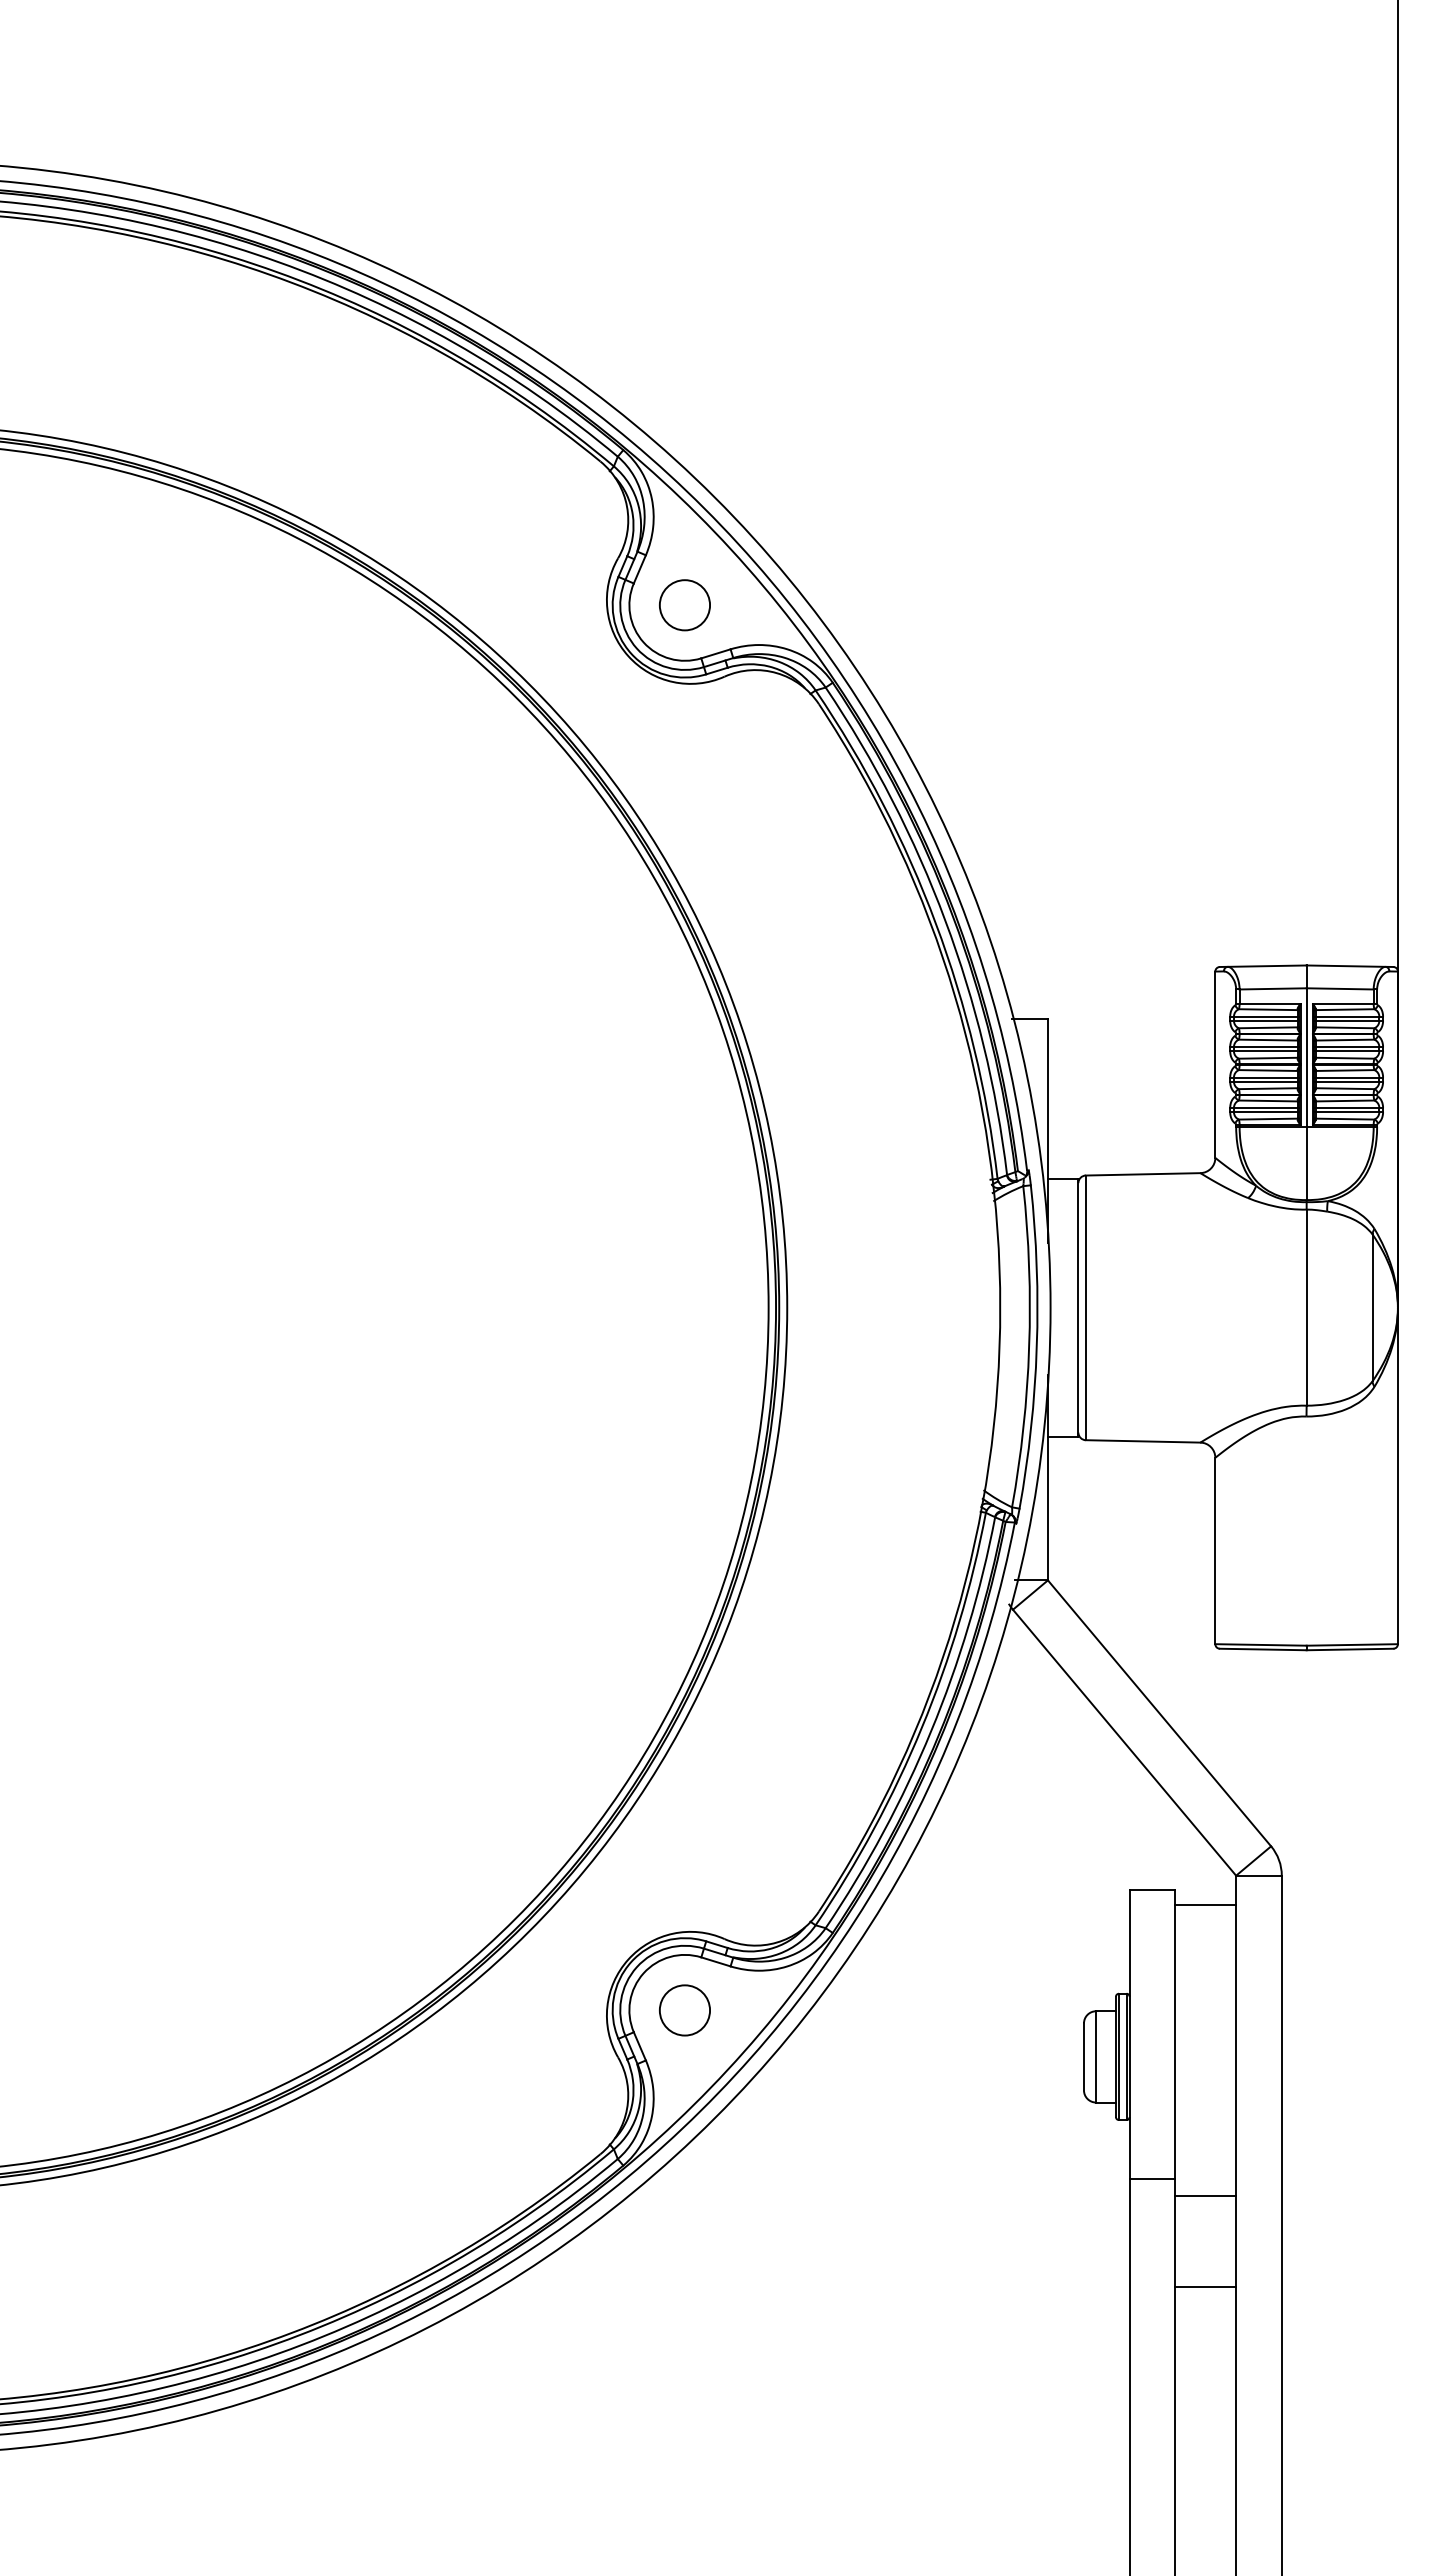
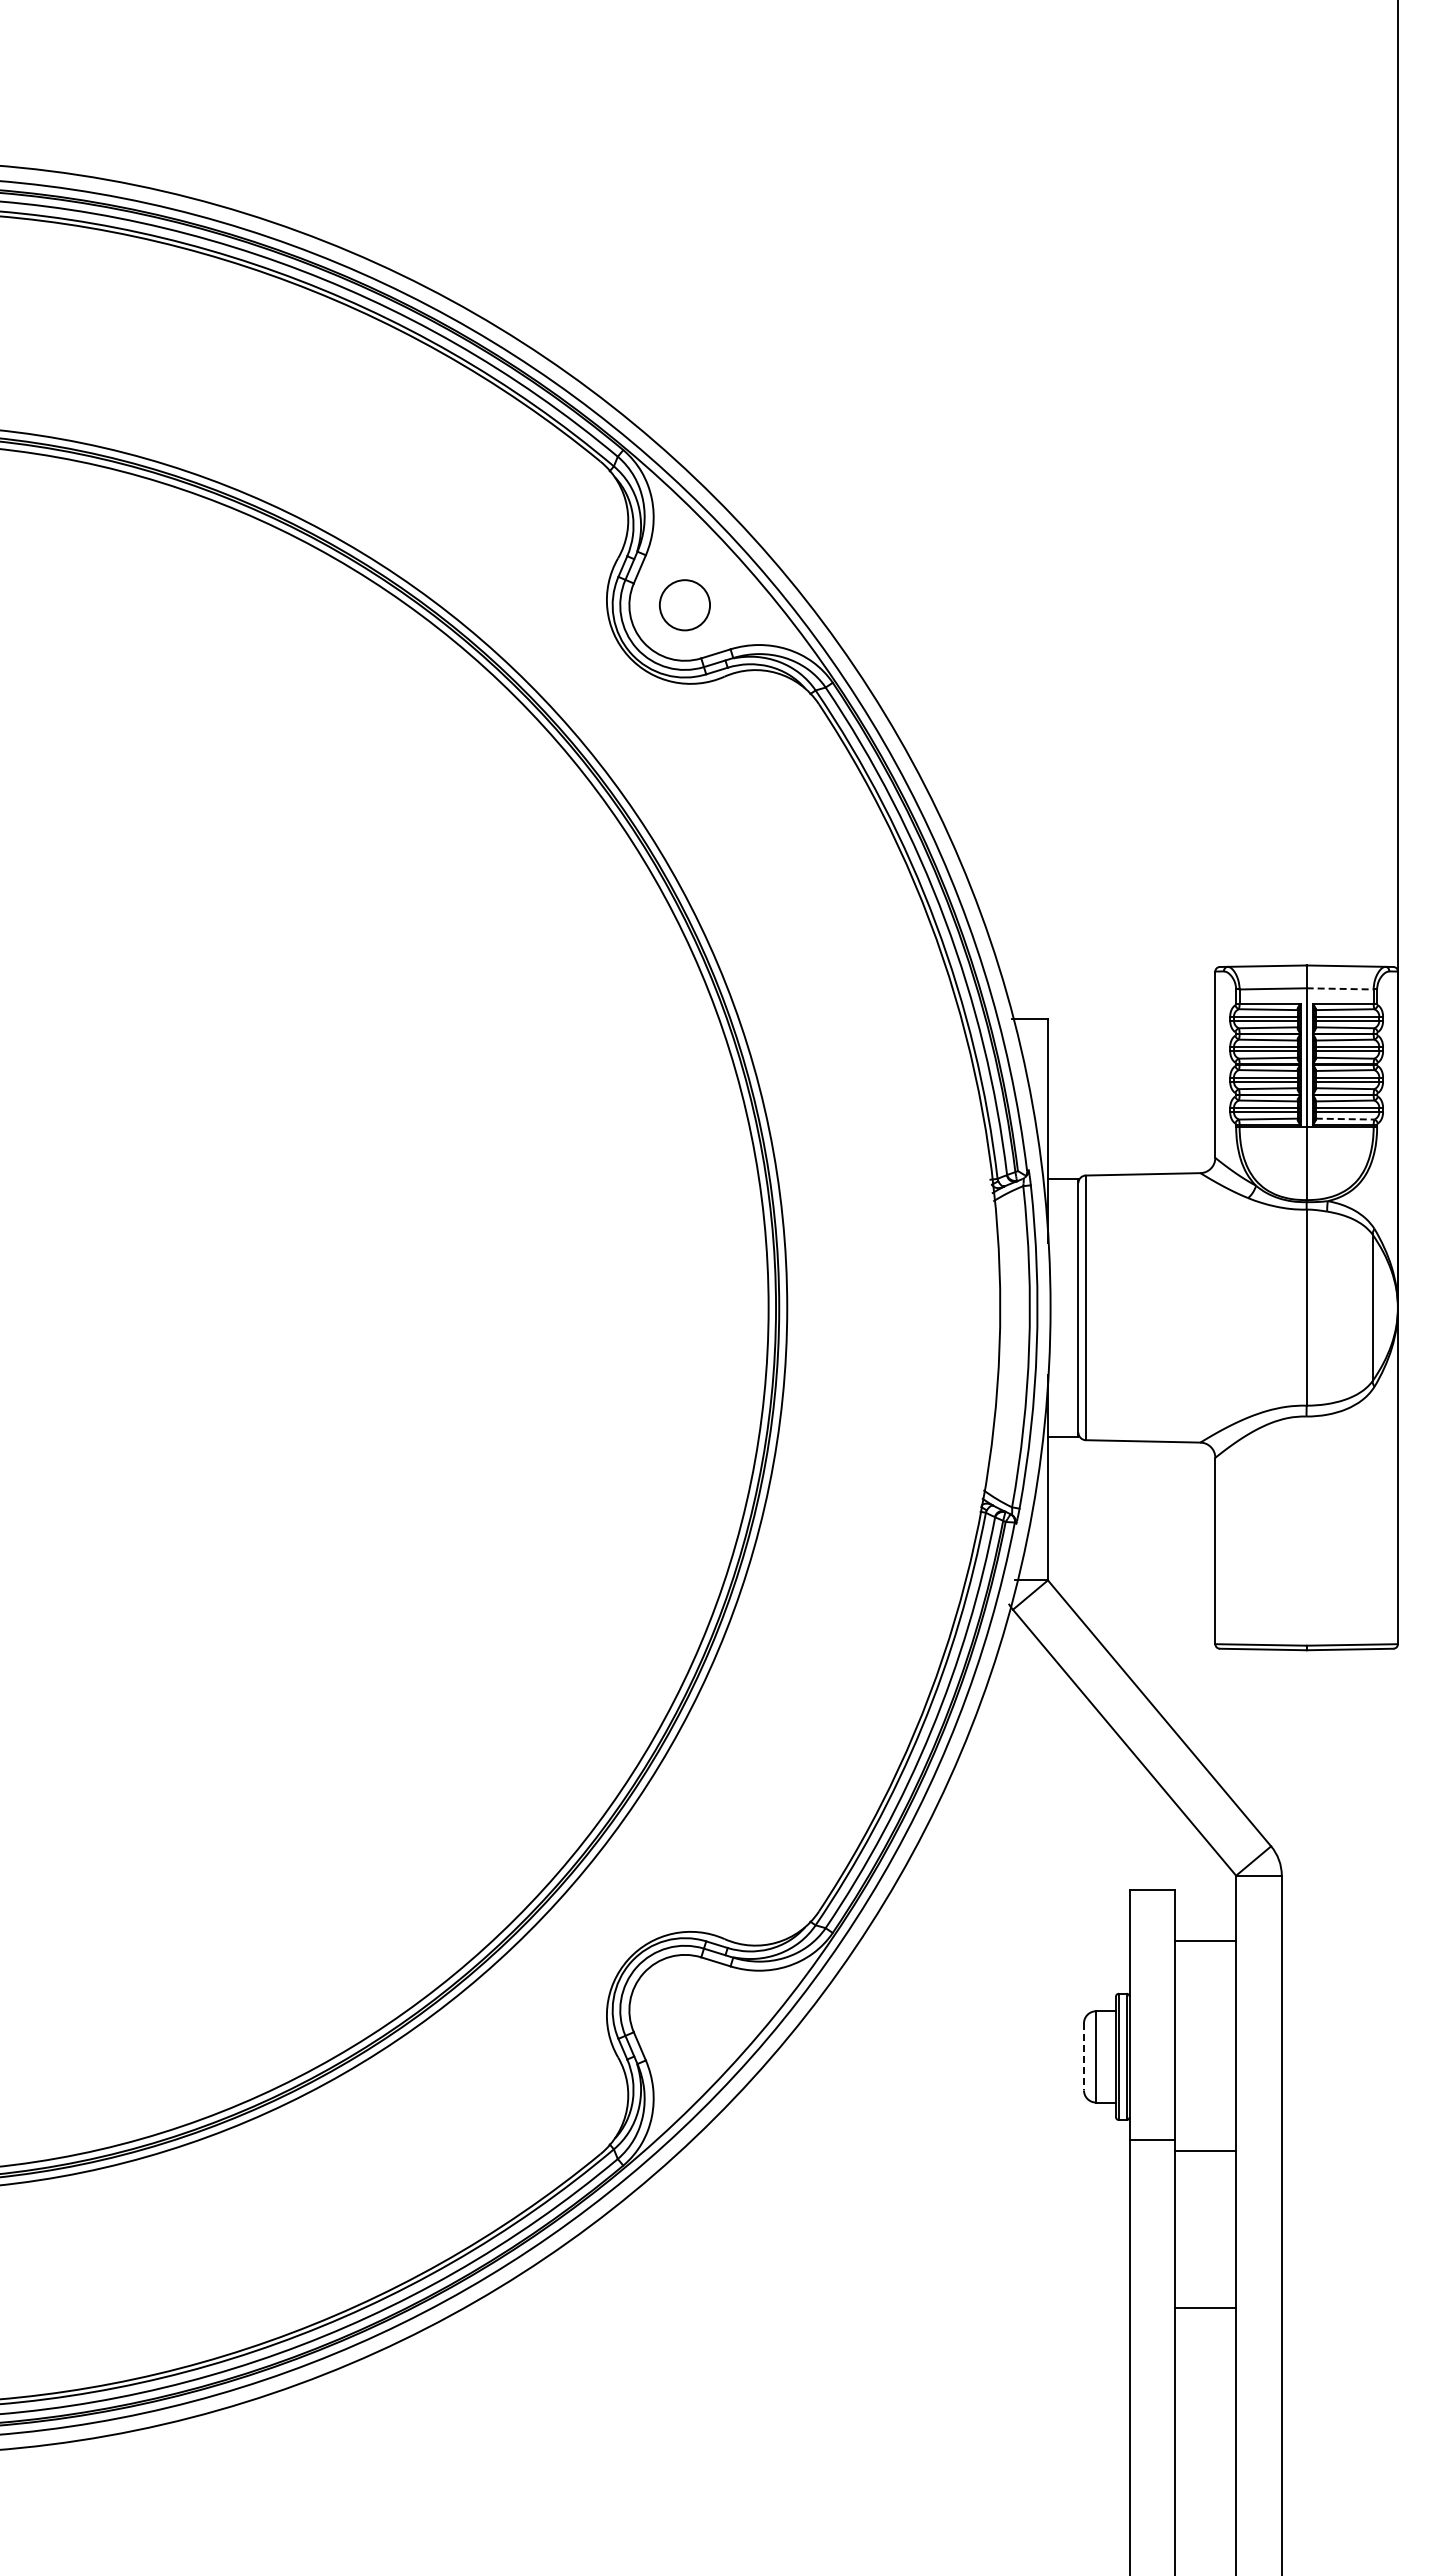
line: solid -> dashed (1340, 988)
line: solid -> dashed (1345, 1119)
line position: (1205, 1904) -> (1205, 1940) (1205, 1940)
circle: present -> none (684, 2010)
line: solid -> dashed (1083, 2057)
line position: (1152, 2178) -> (1152, 2139) (1152, 2139)
line position: (1205, 2195) -> (1205, 2150) (1205, 2150)
line position: (1205, 2287) -> (1205, 2308) (1205, 2308)
